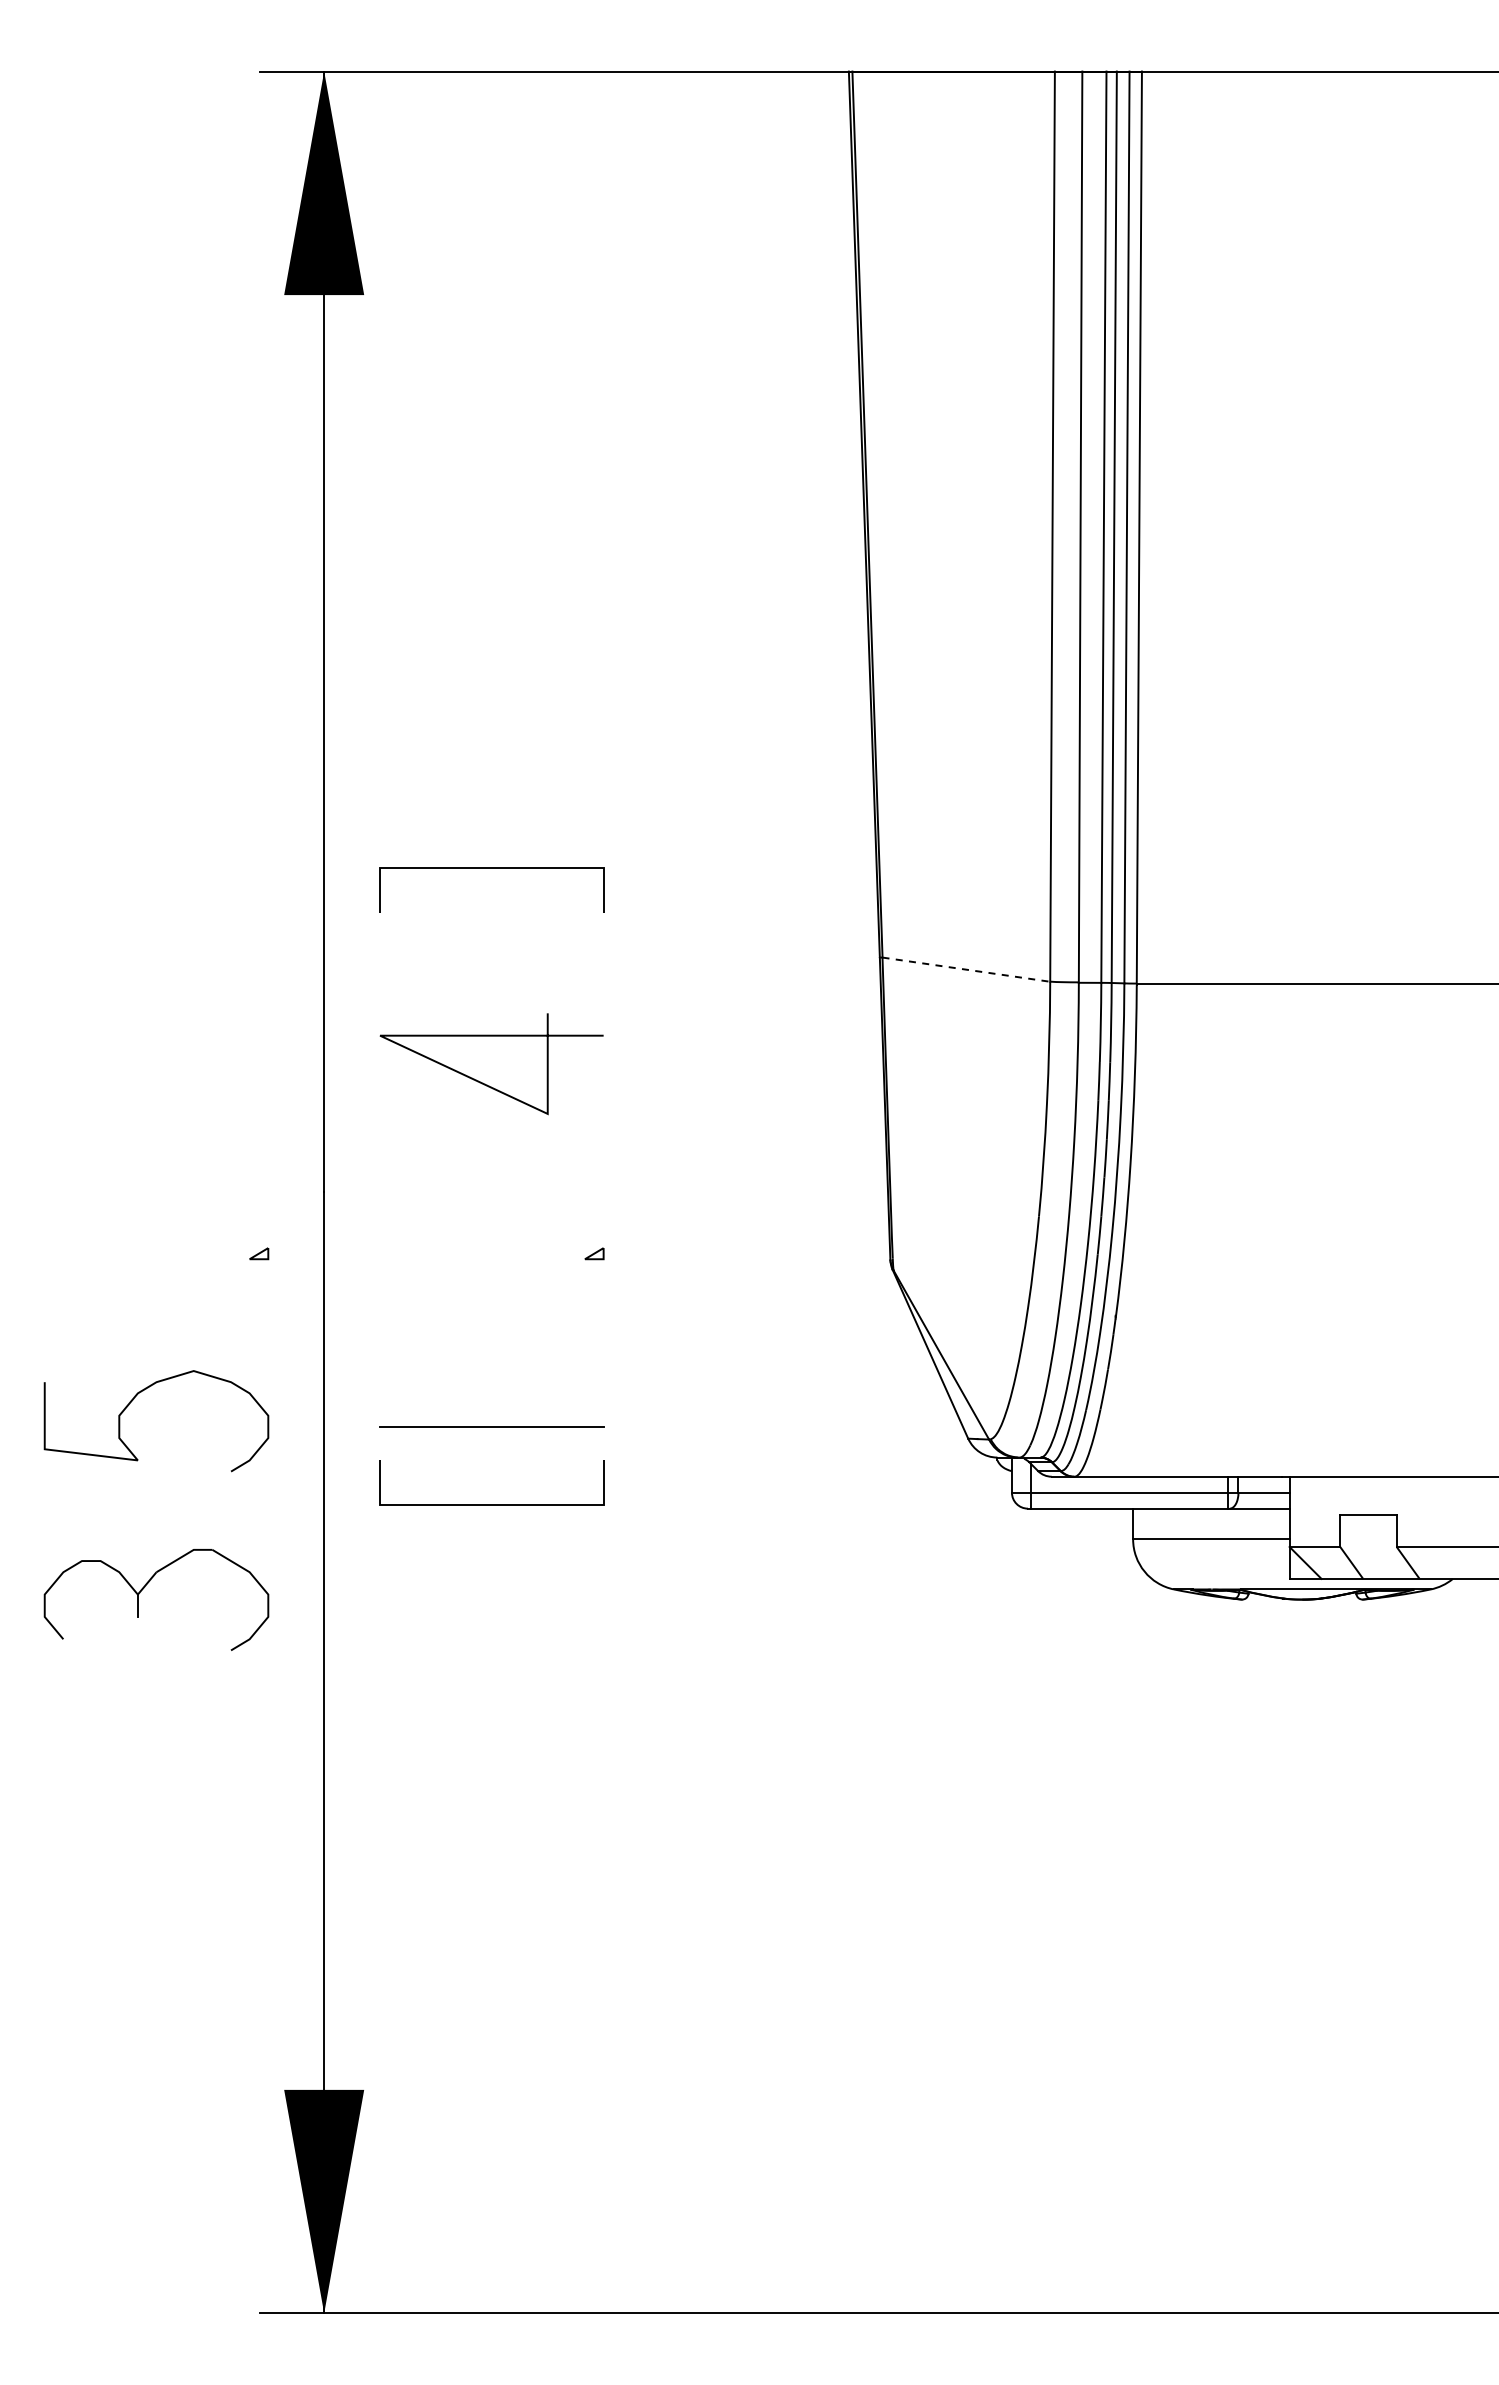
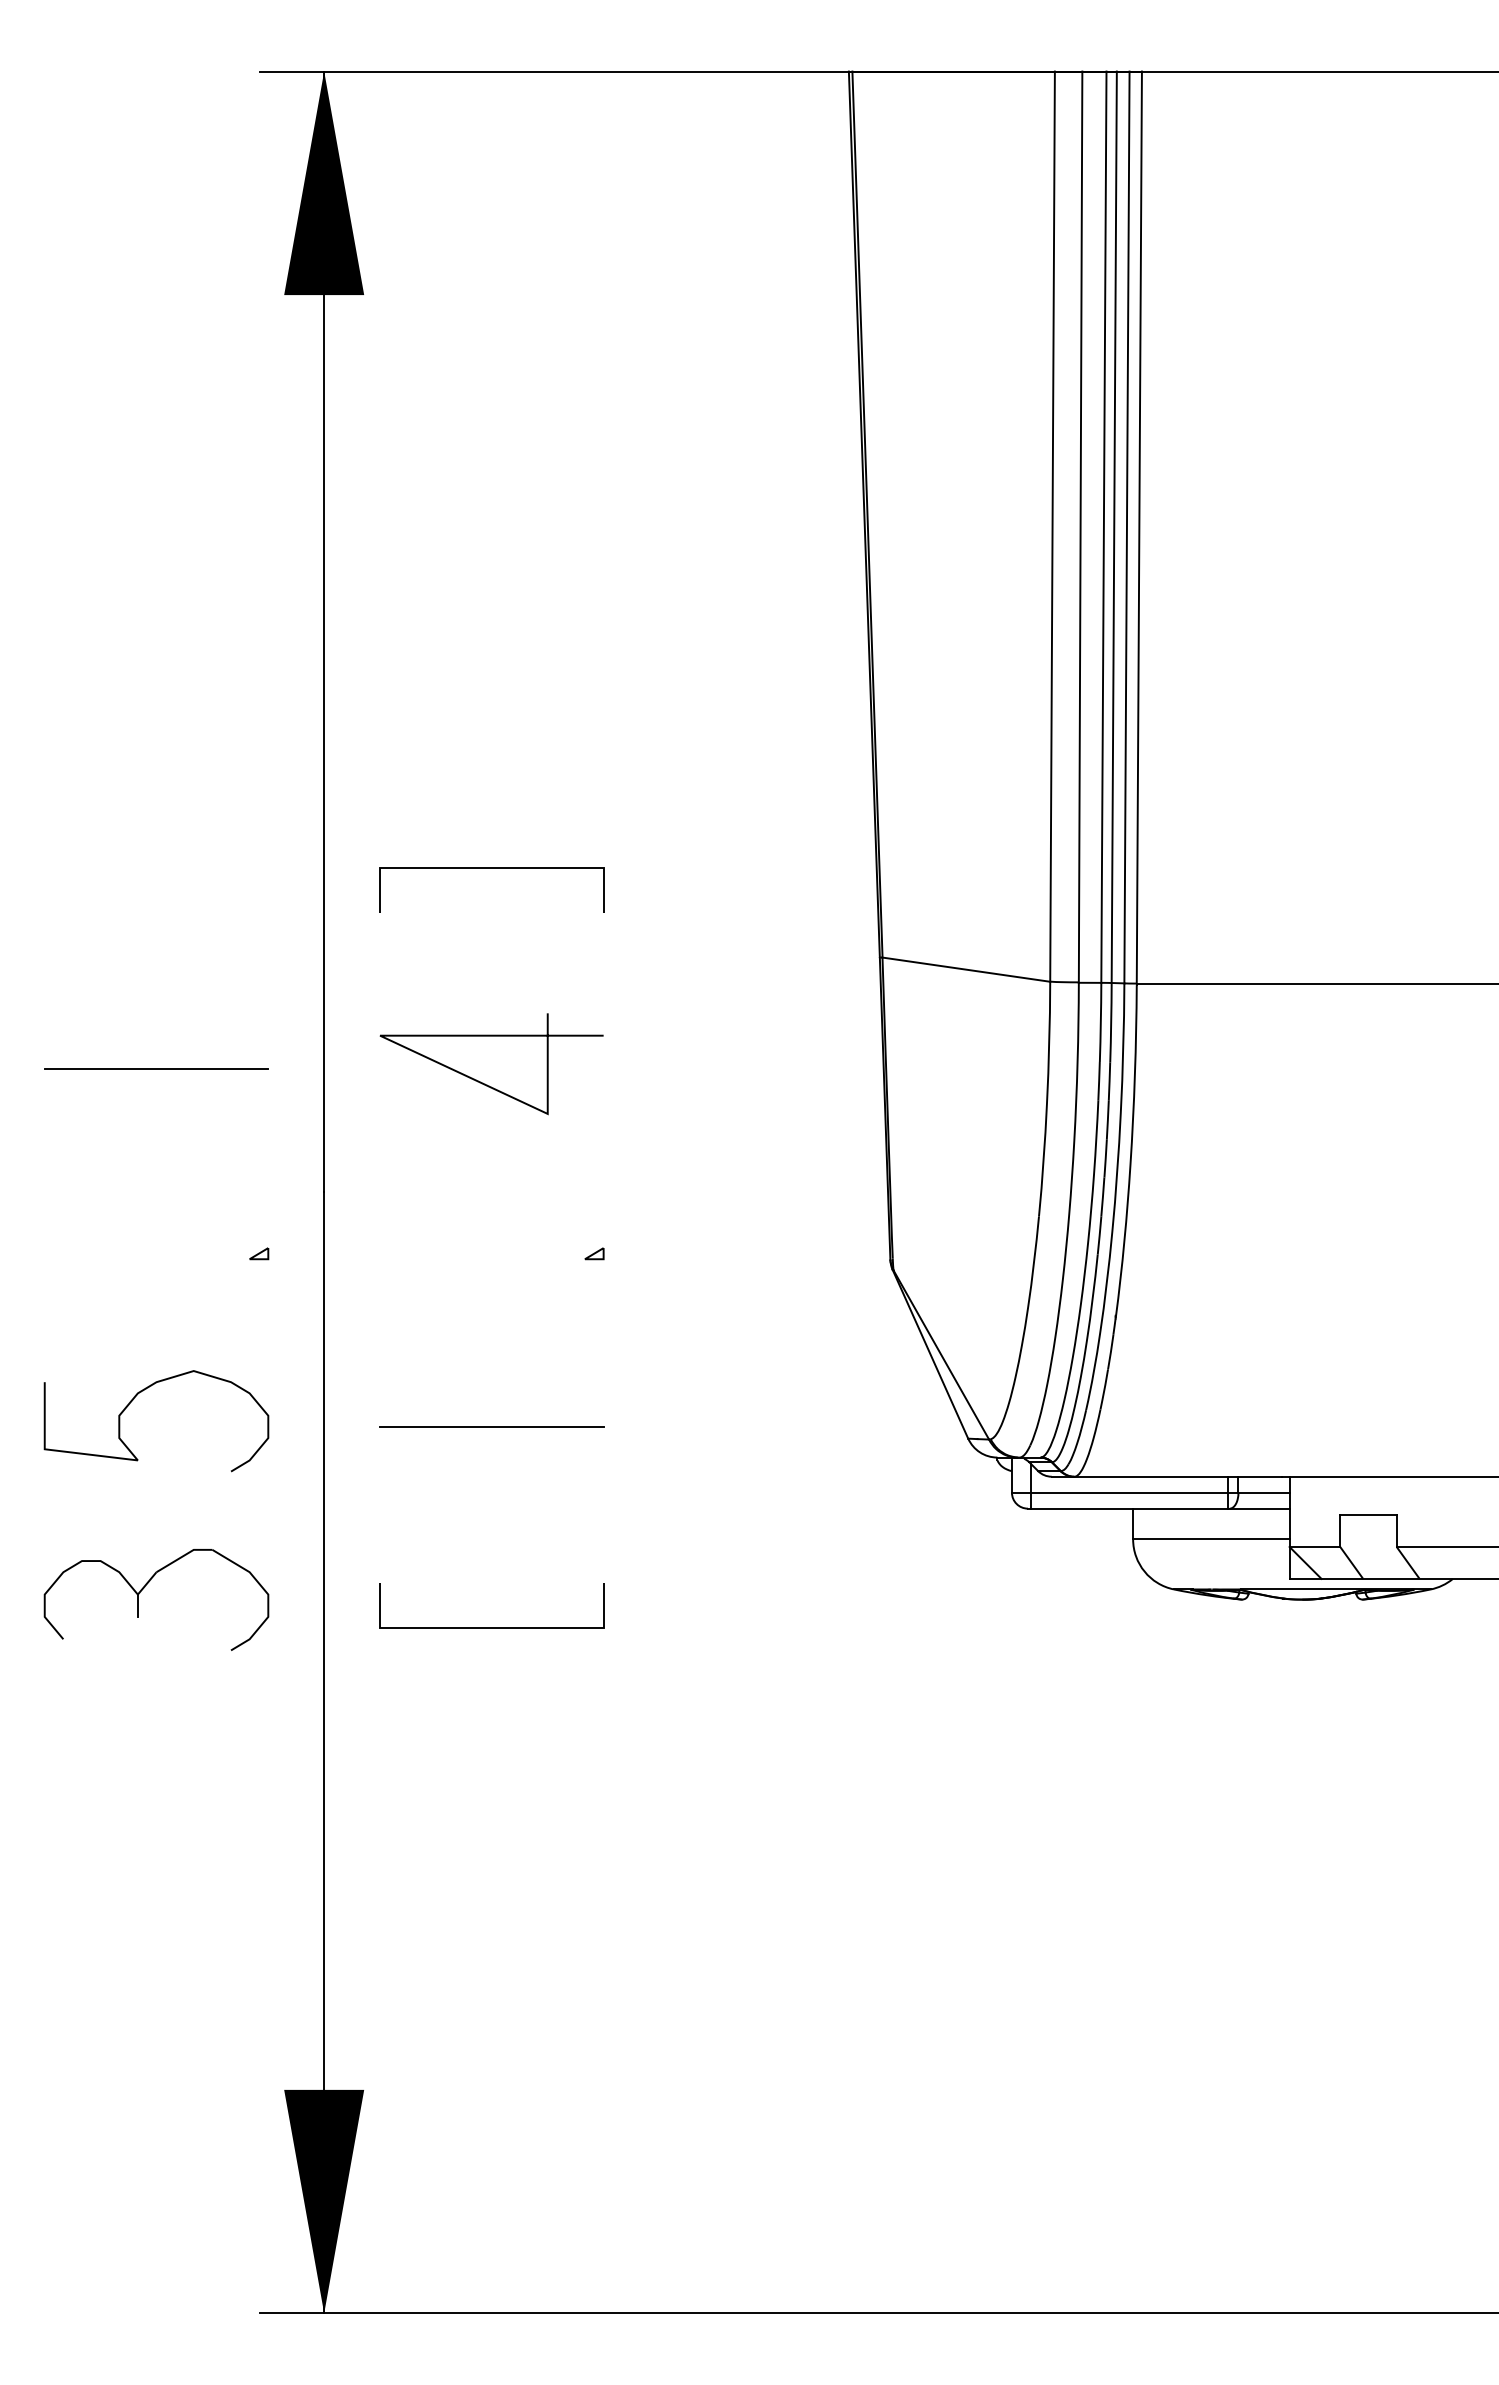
line: dashed -> solid (966, 969)
line: none -> present (156, 1069)
line position: (491, 1504) -> (491, 1627) (491, 1627)
